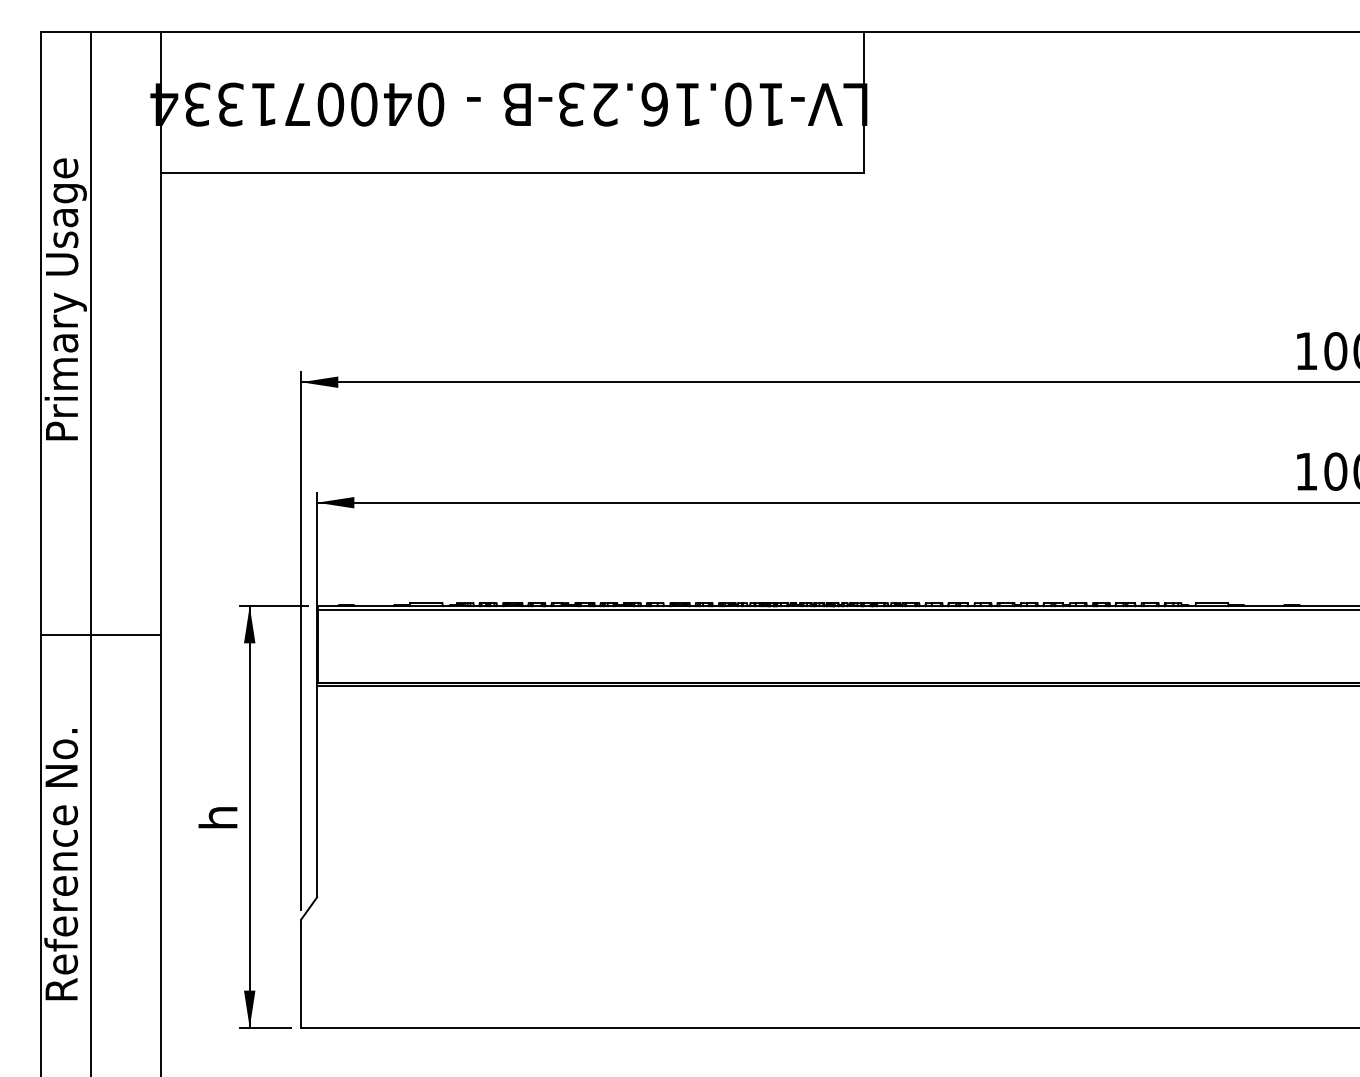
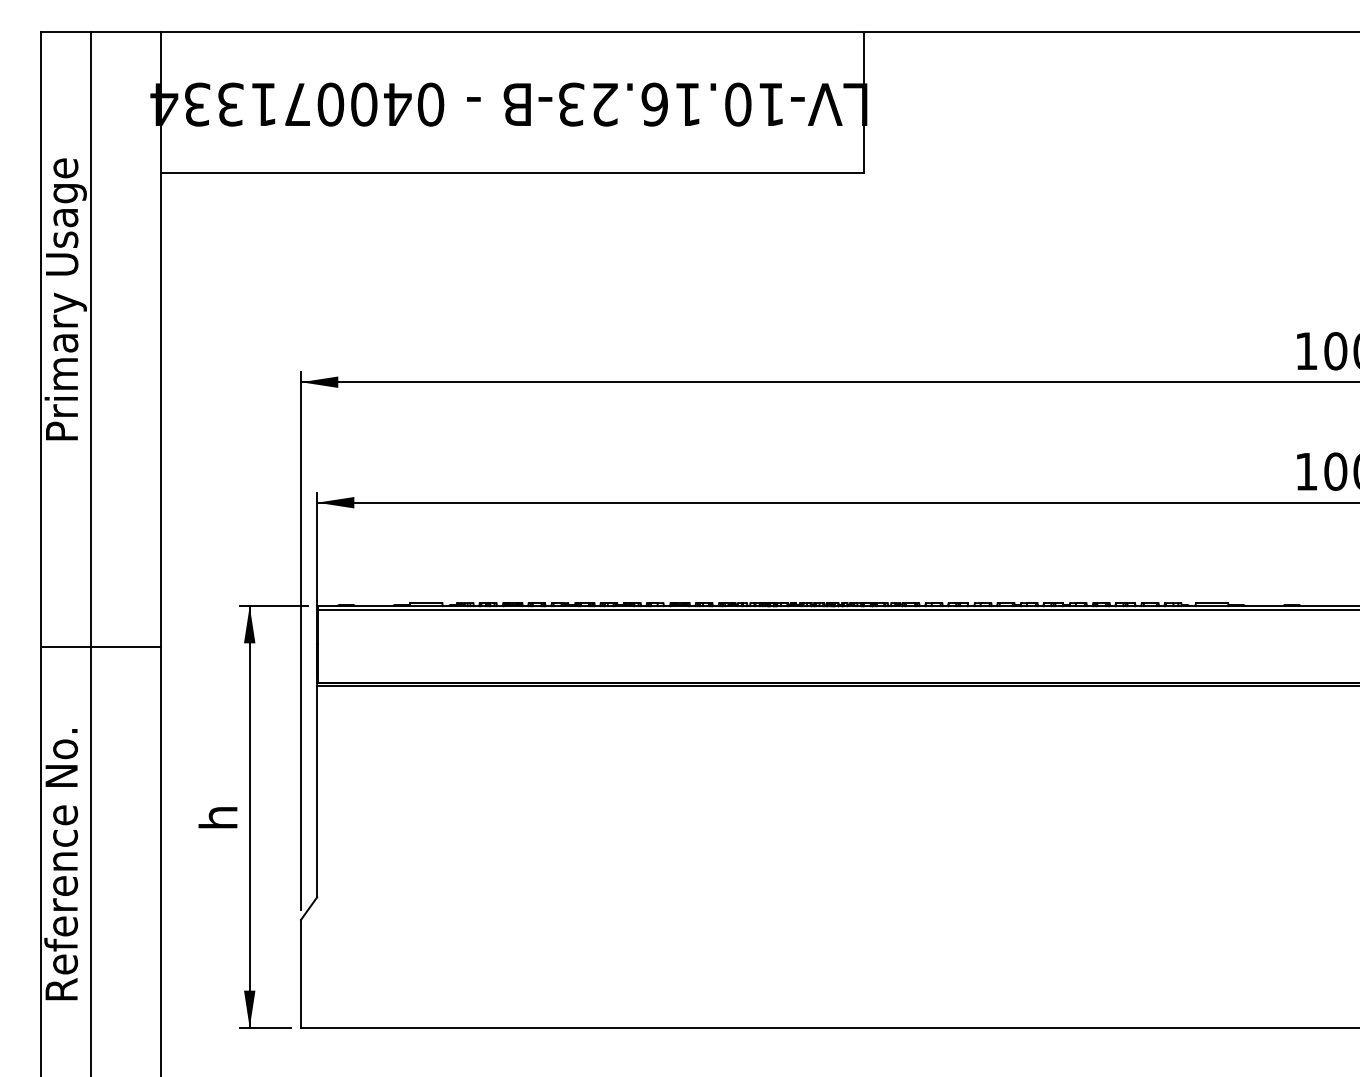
line position: (100, 634) -> (100, 646) (100, 646)
